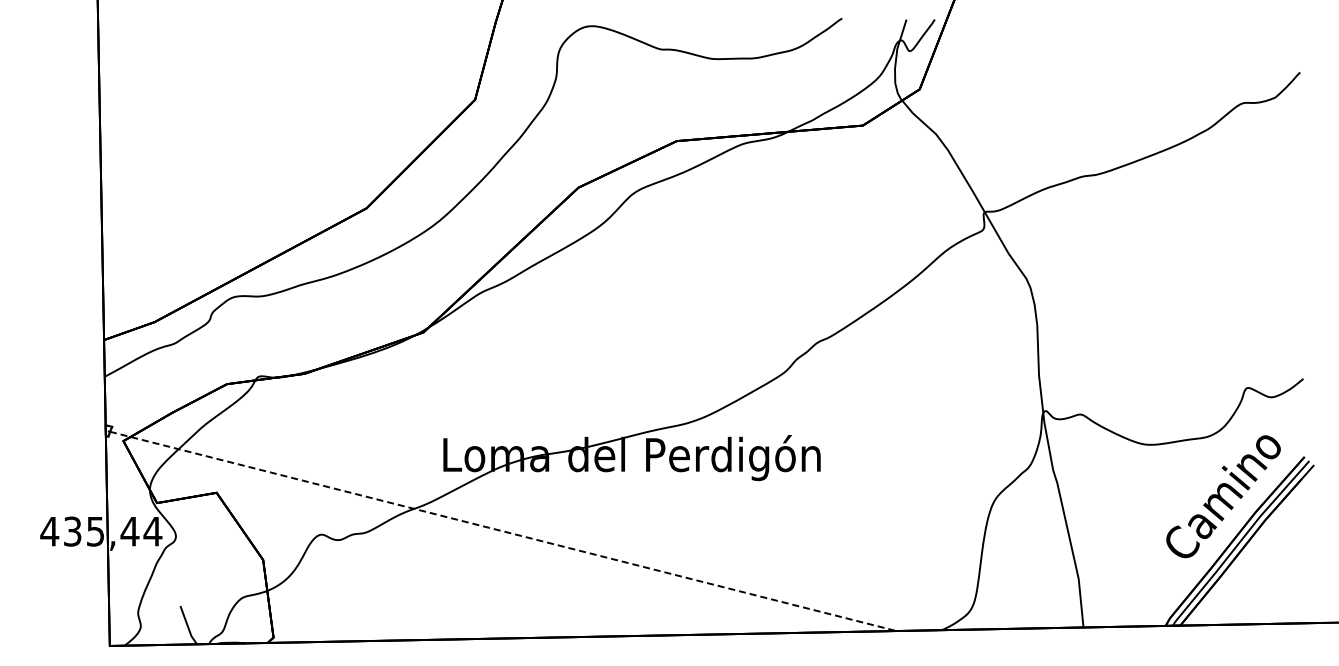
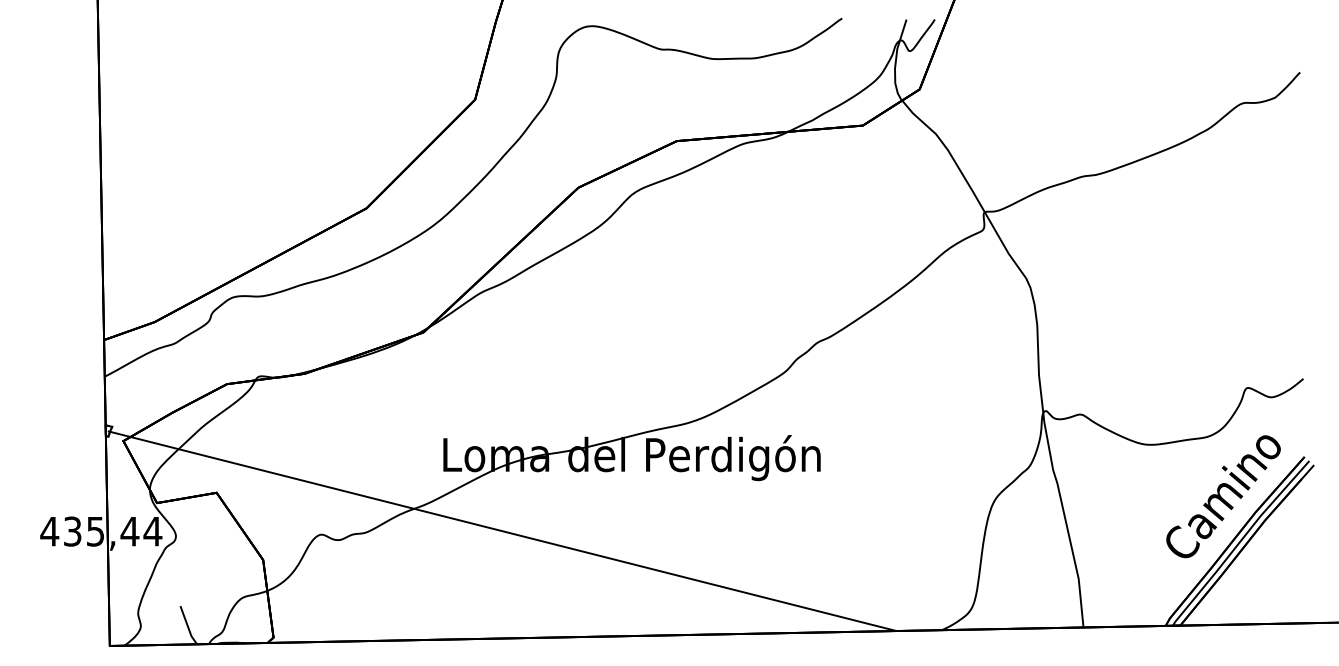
line: dashed -> solid (502, 531)
